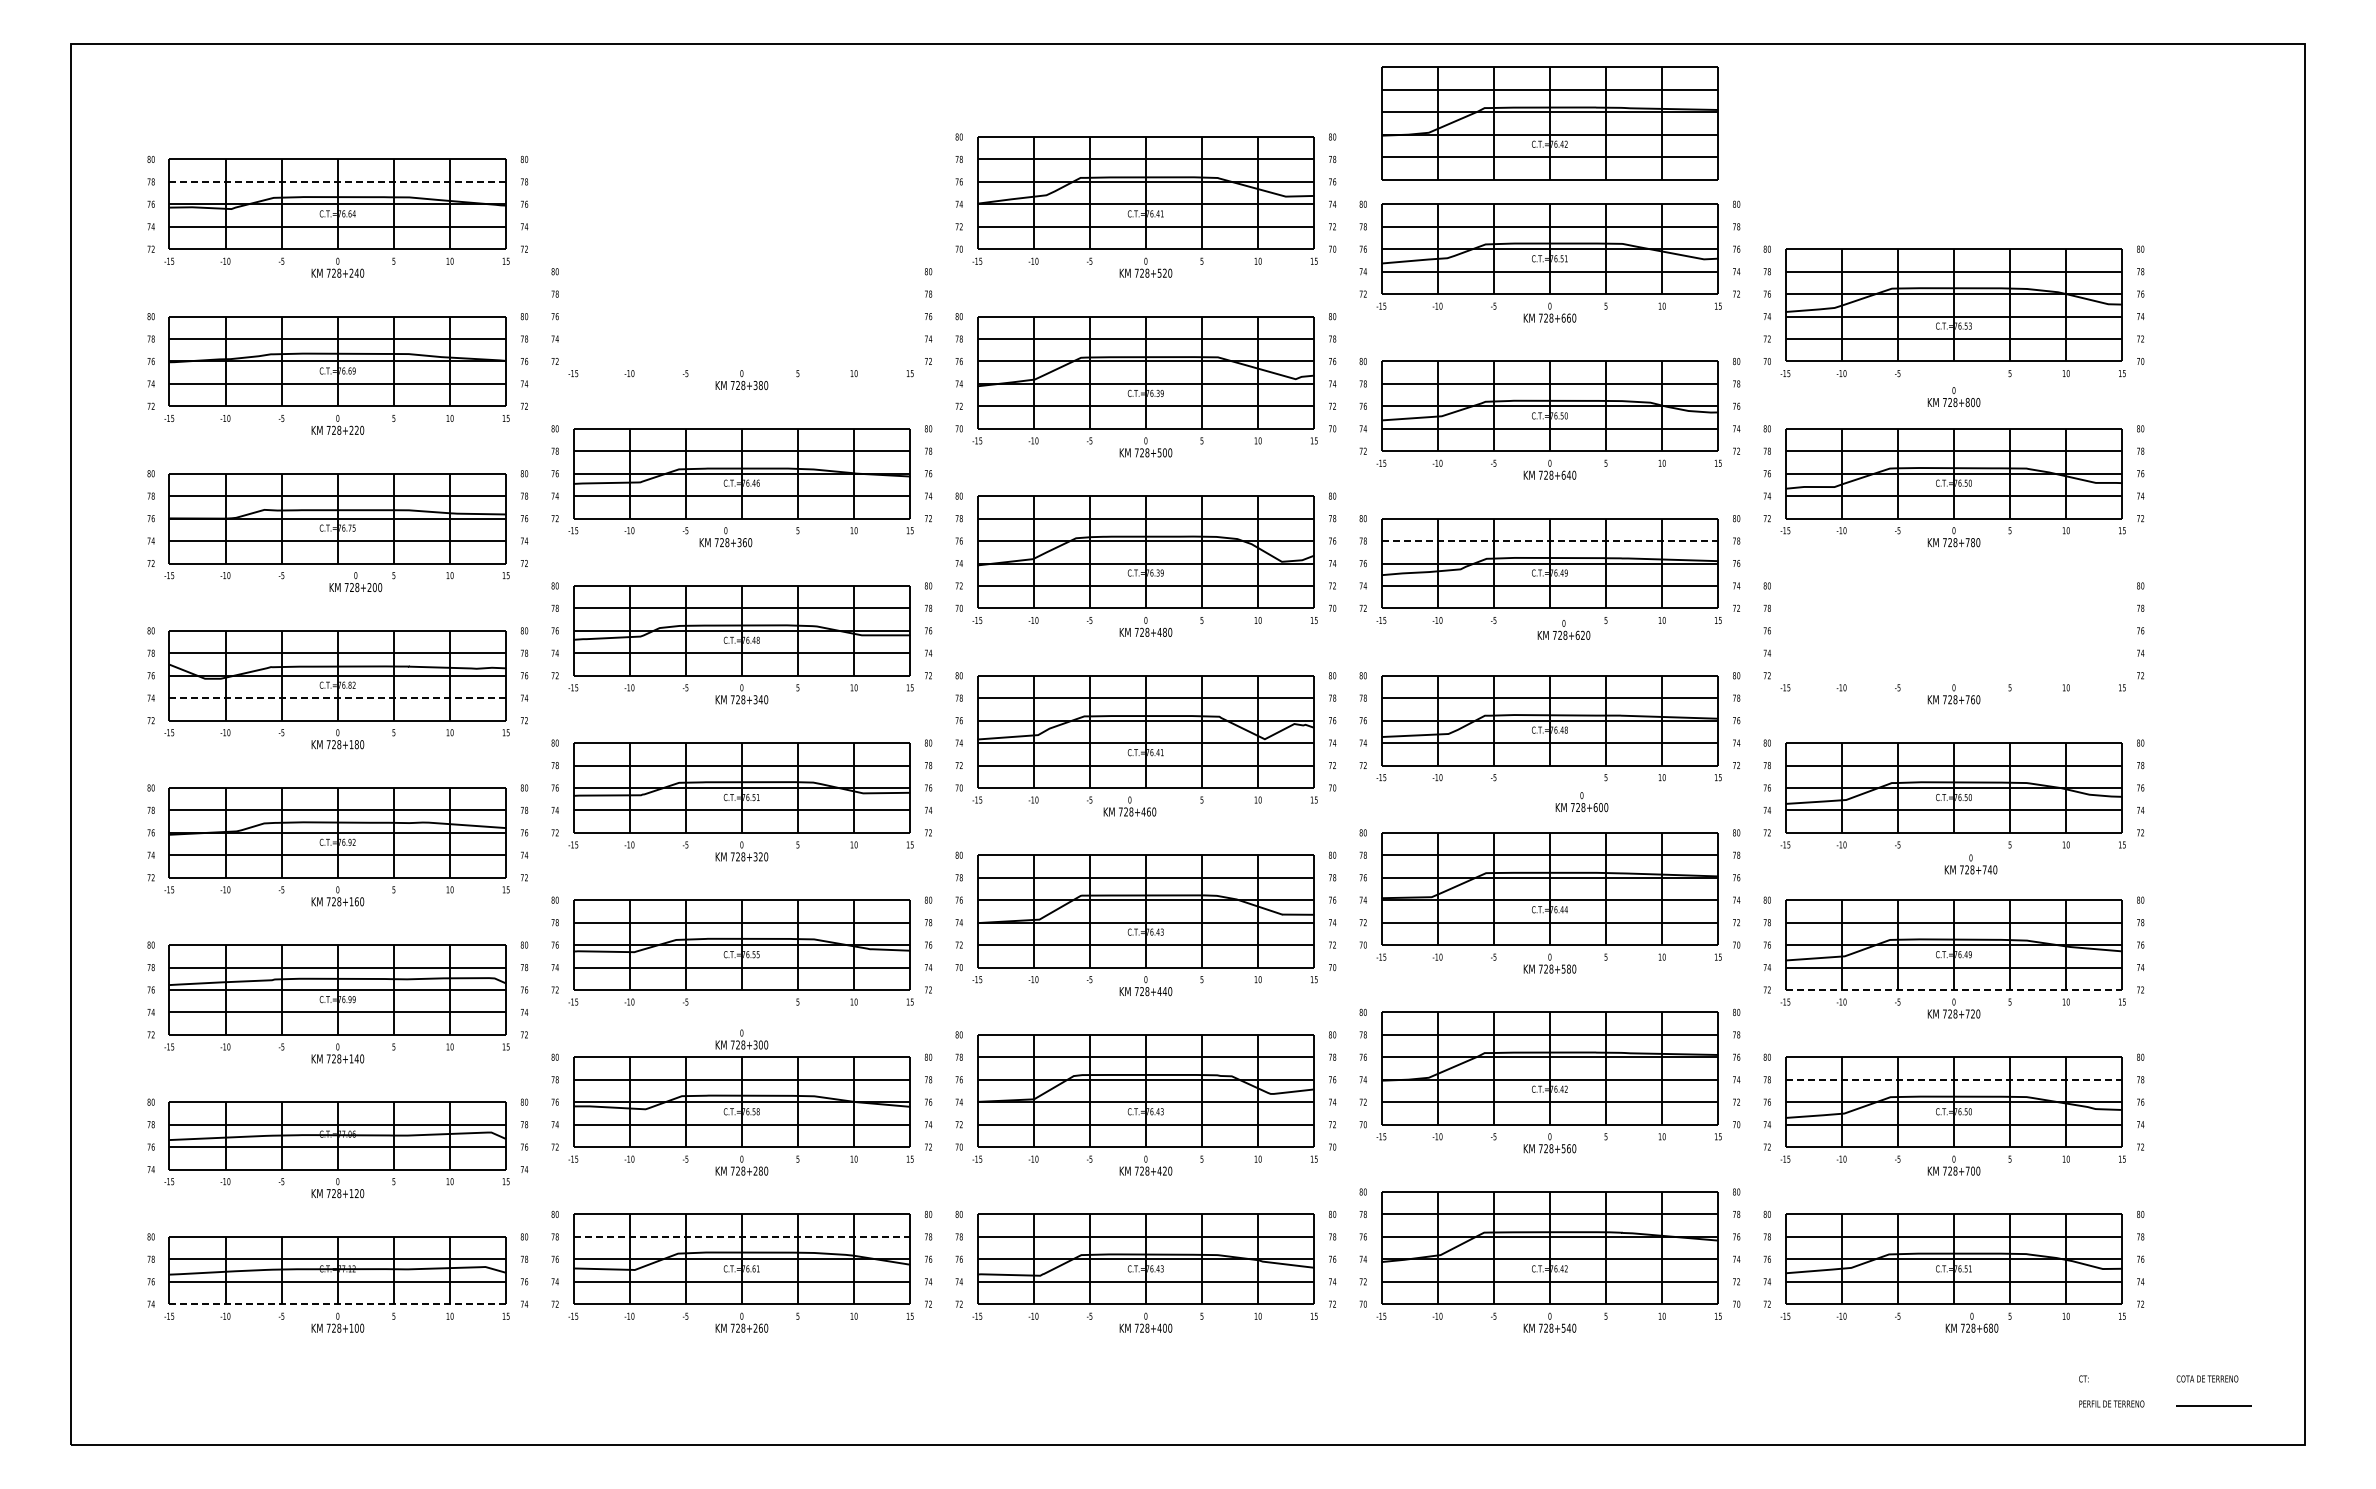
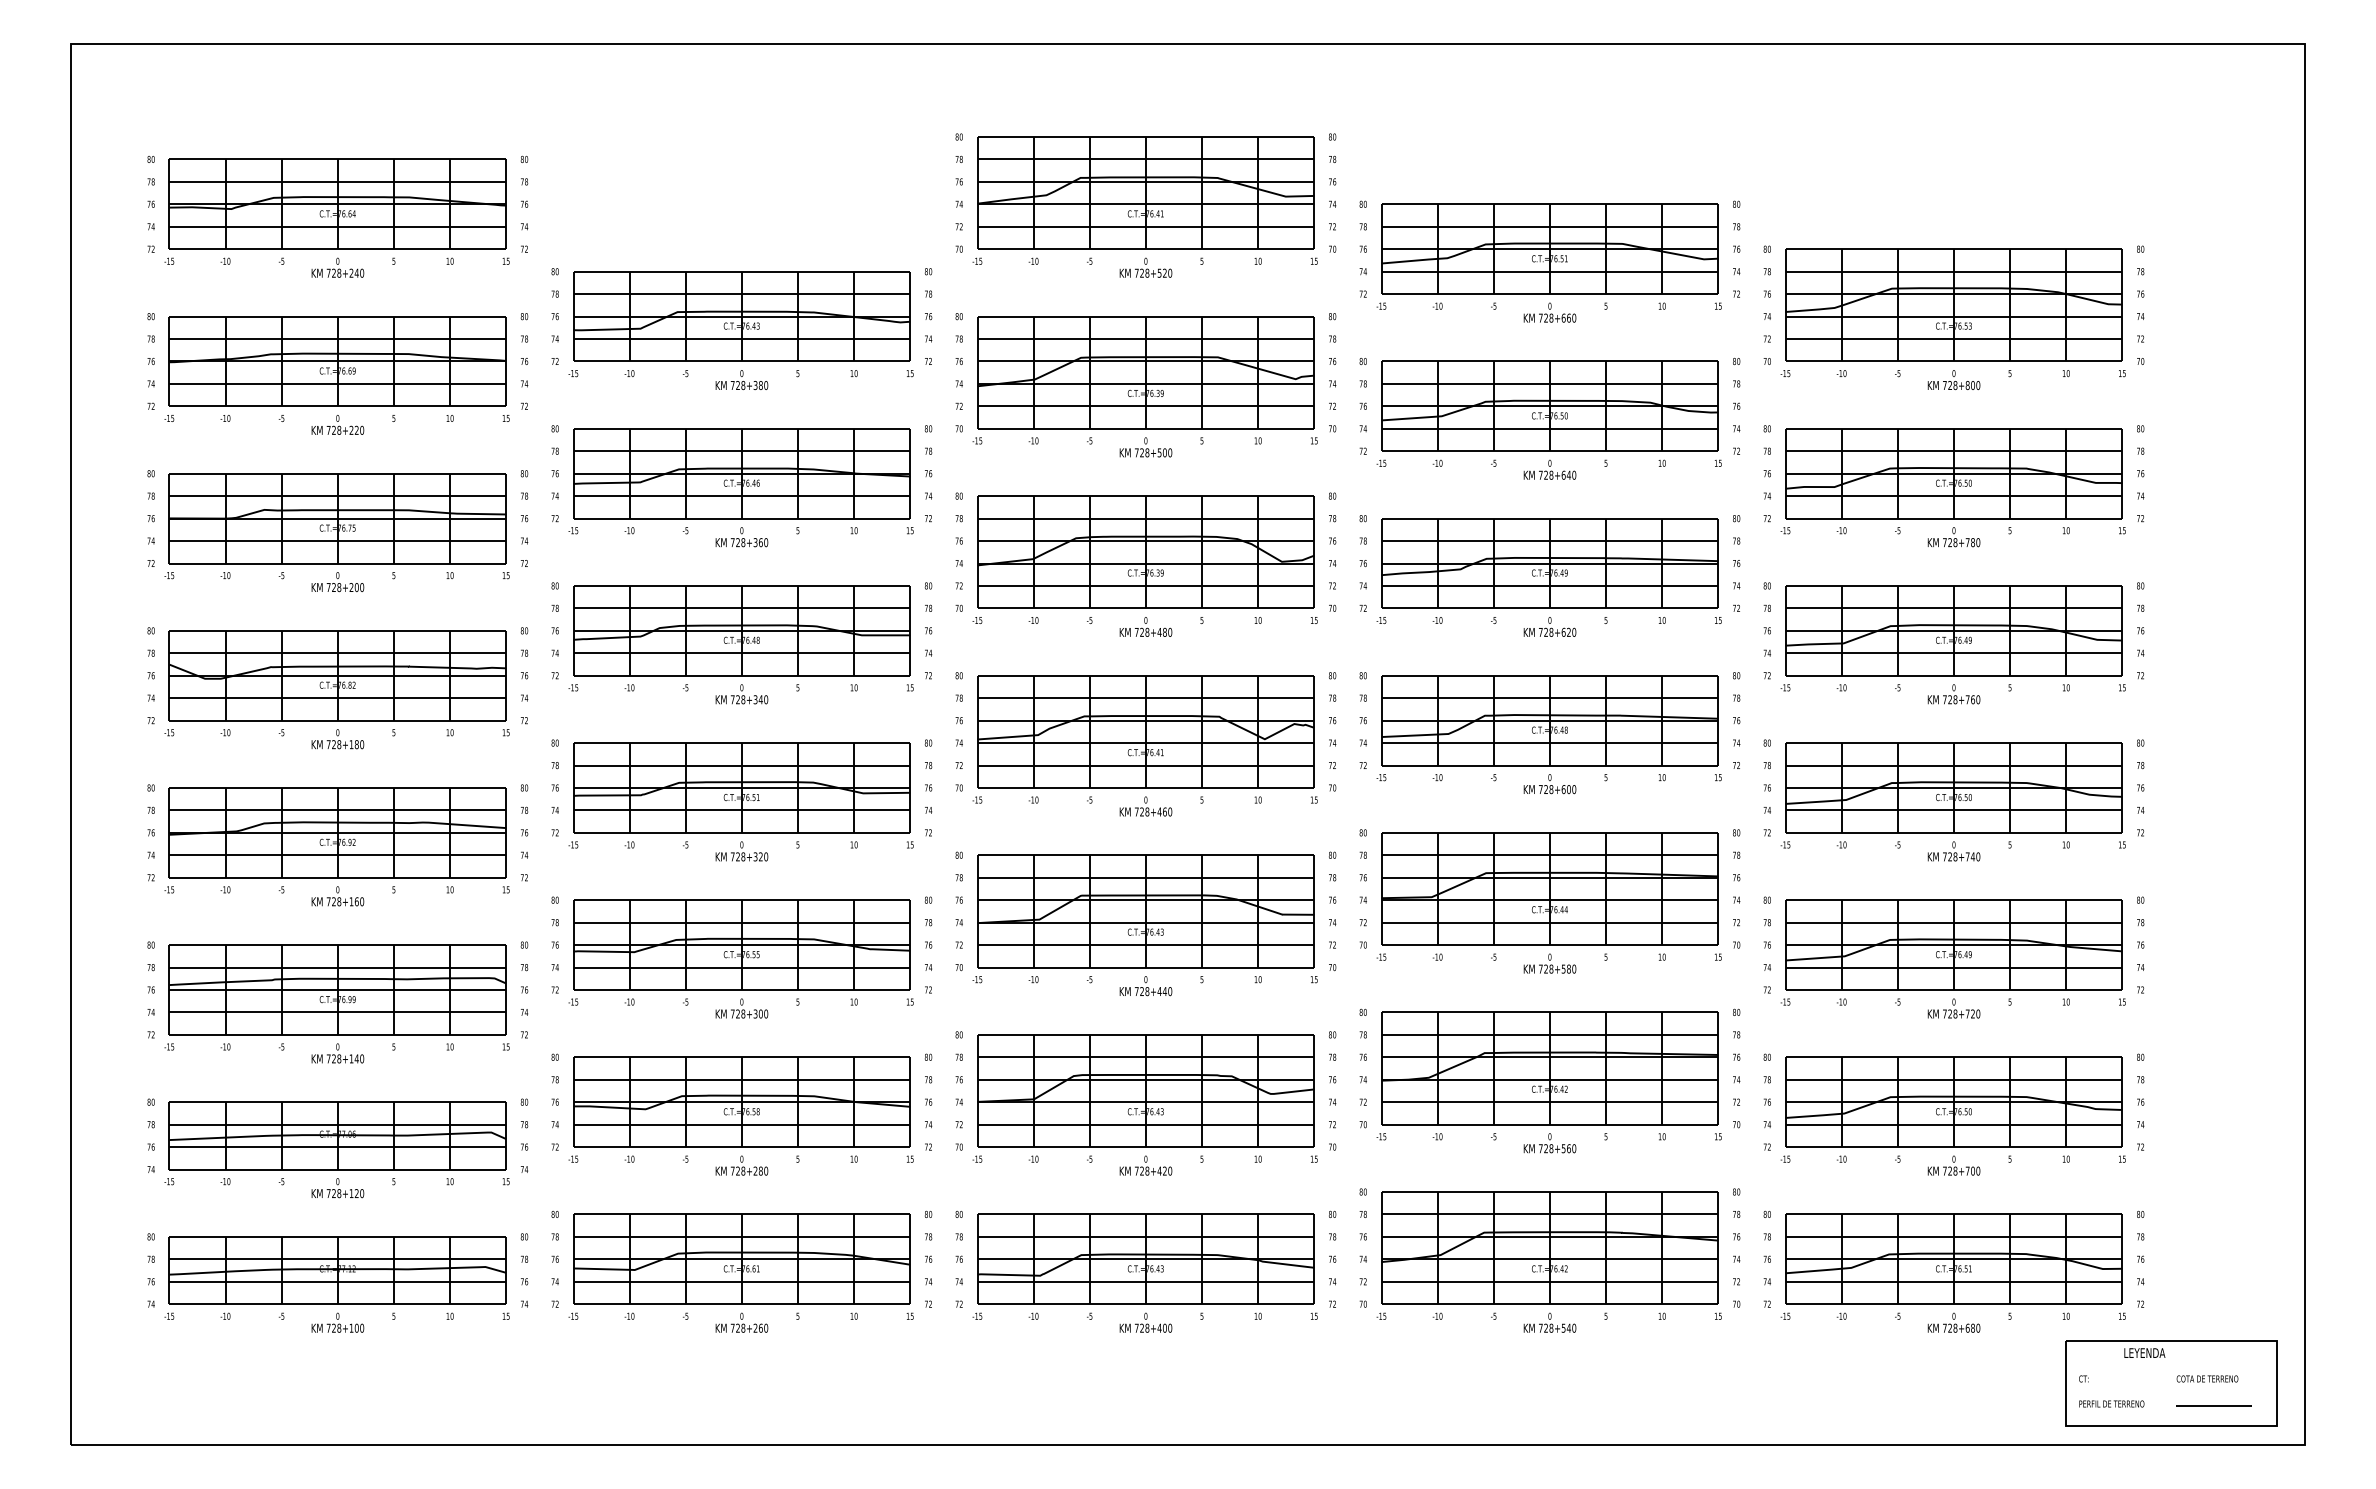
part: present -> none (1549, 123)
line: dashed -> solid (338, 181)
part: none -> present (741, 316)
text position: (1953, 397) -> (1953, 380) (1953, 380)
text position: (725, 537) -> (741, 537) (741, 537)
line: dashed -> solid (1550, 541)
text position: (355, 582) -> (337, 582) (337, 582)
text position: (1563, 629) -> (1549, 626) (1549, 626)
part: none -> present (1953, 630)
line: dashed -> solid (338, 698)
text position: (1581, 802) -> (1549, 784) (1549, 784)
text position: (1129, 806) -> (1145, 806) (1145, 806)
text position: (1970, 864) -> (1953, 851) (1953, 851)
line: dashed -> solid (1954, 990)
text position: (741, 1039) -> (741, 1008) (741, 1008)
line: dashed -> solid (1954, 1079)
line: dashed -> solid (742, 1236)
line: dashed -> solid (338, 1304)
text position: (1971, 1322) -> (1953, 1322) (1953, 1322)
part: none -> present (2171, 1383)
